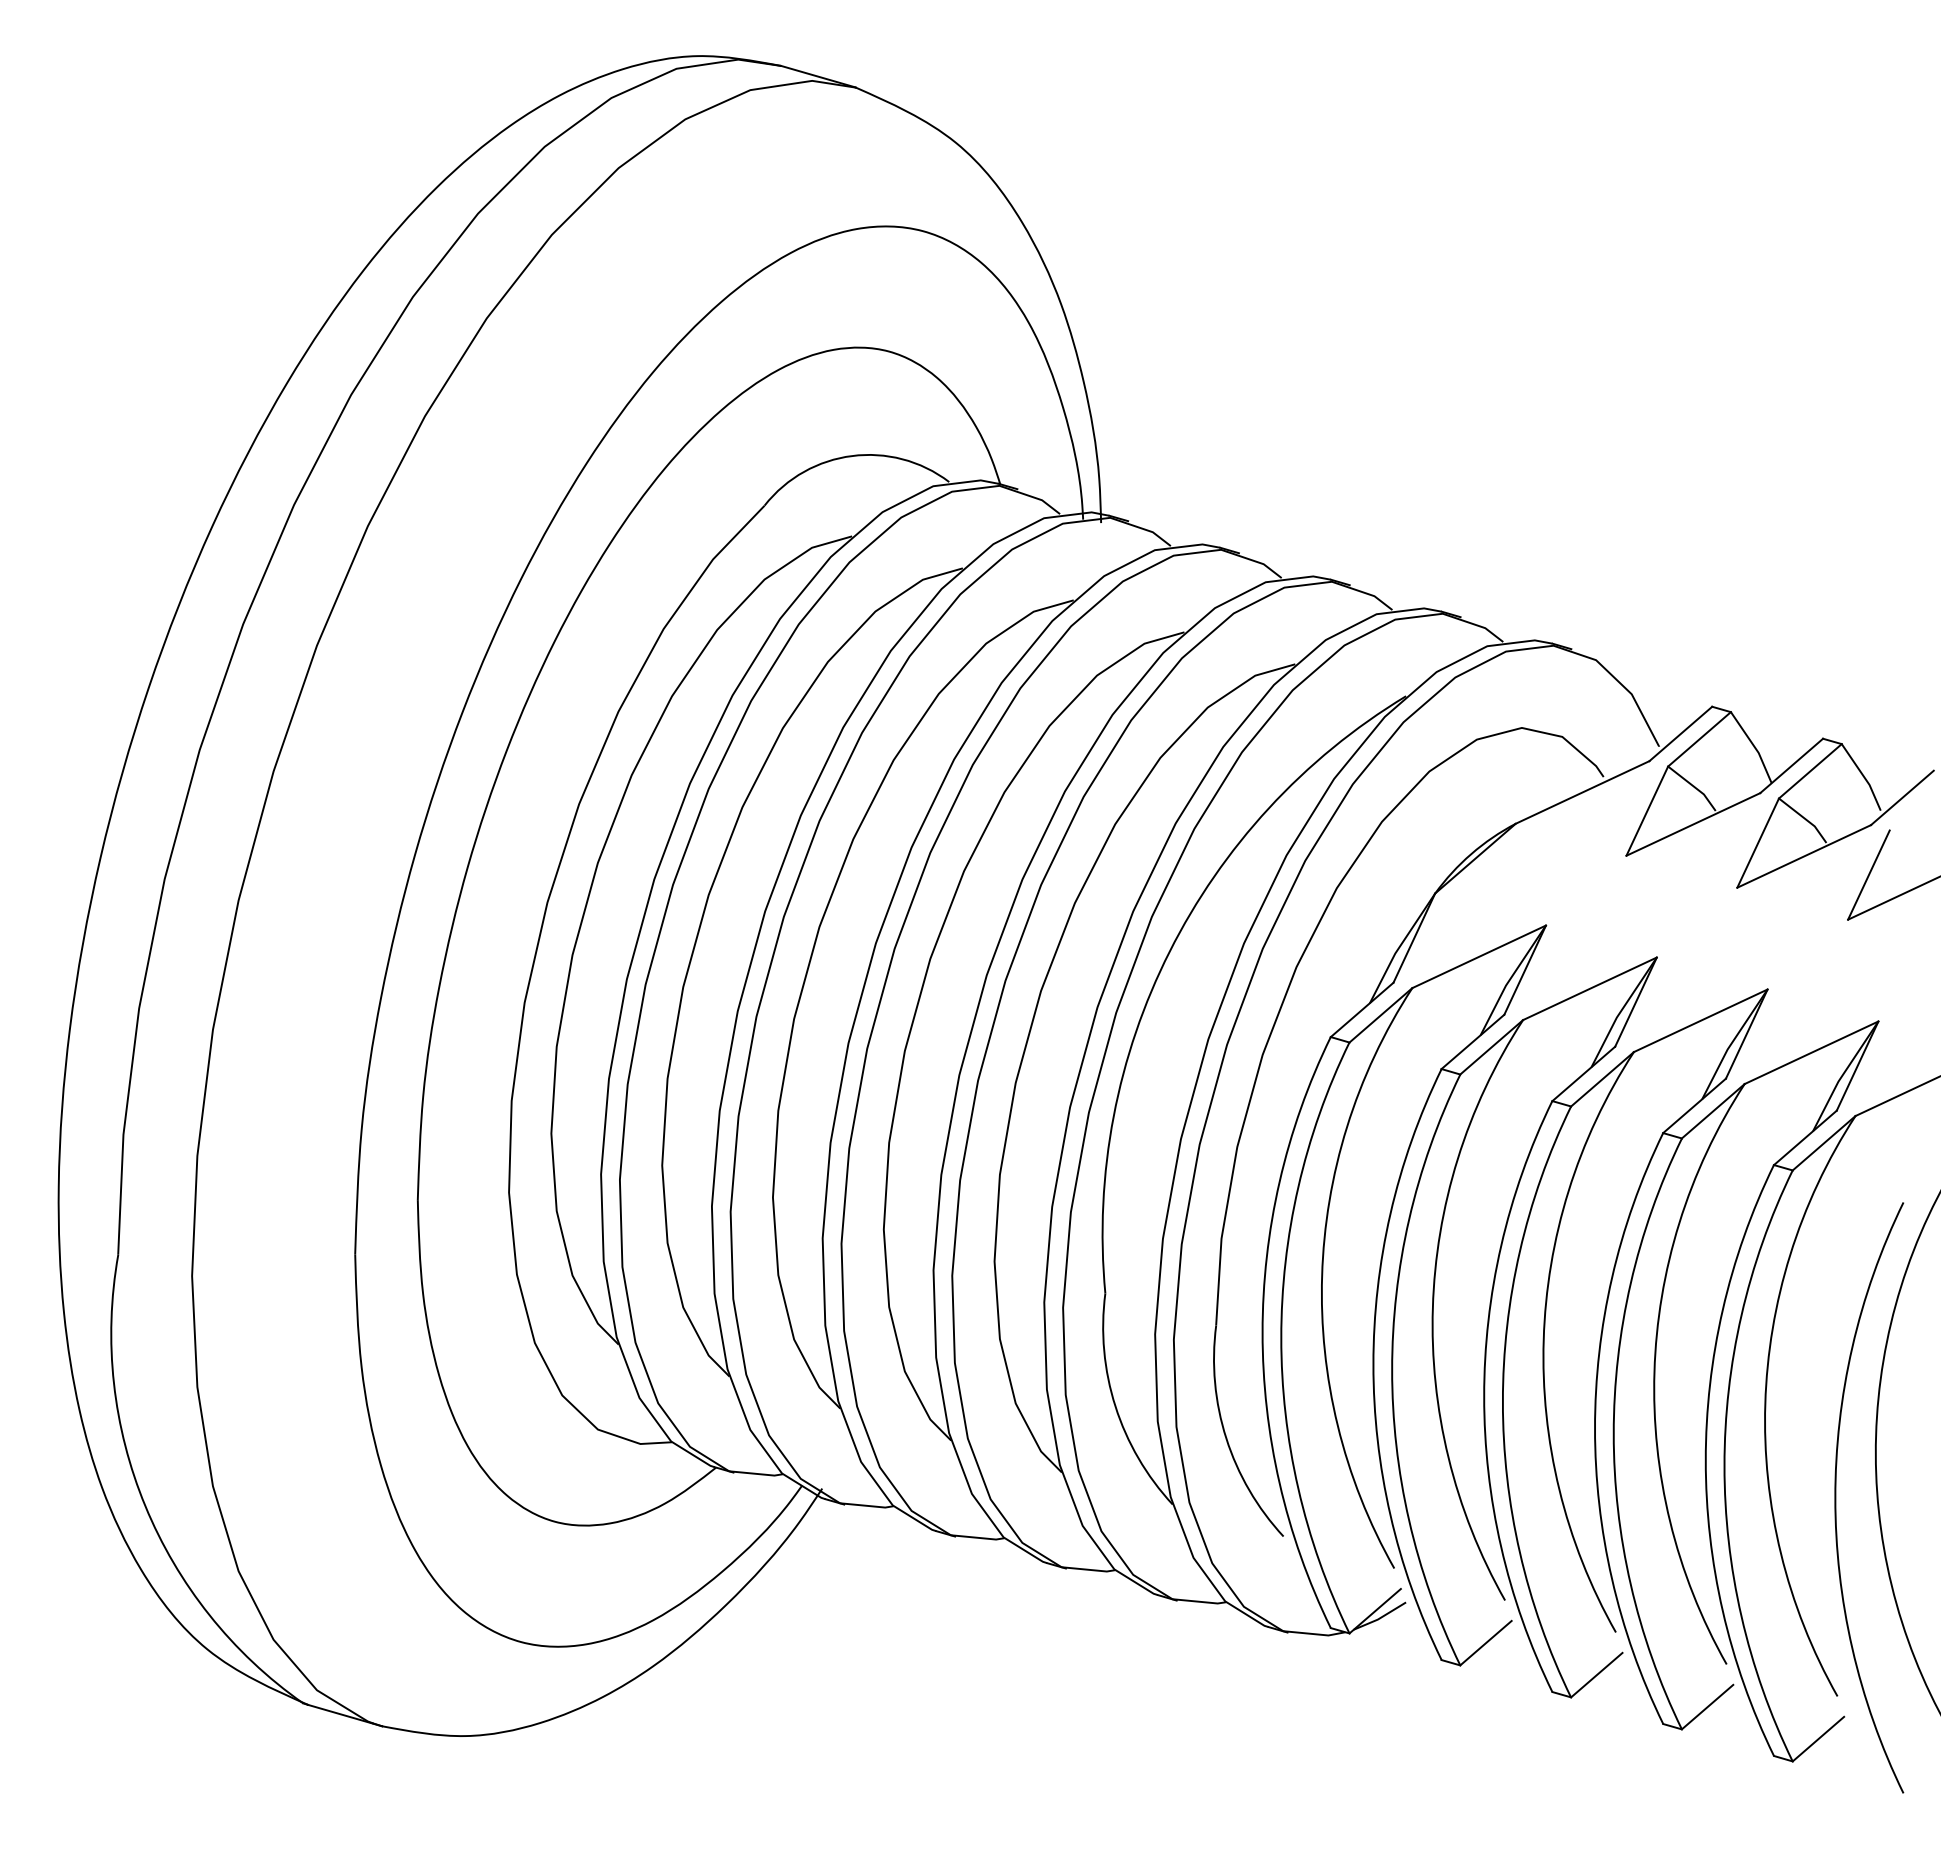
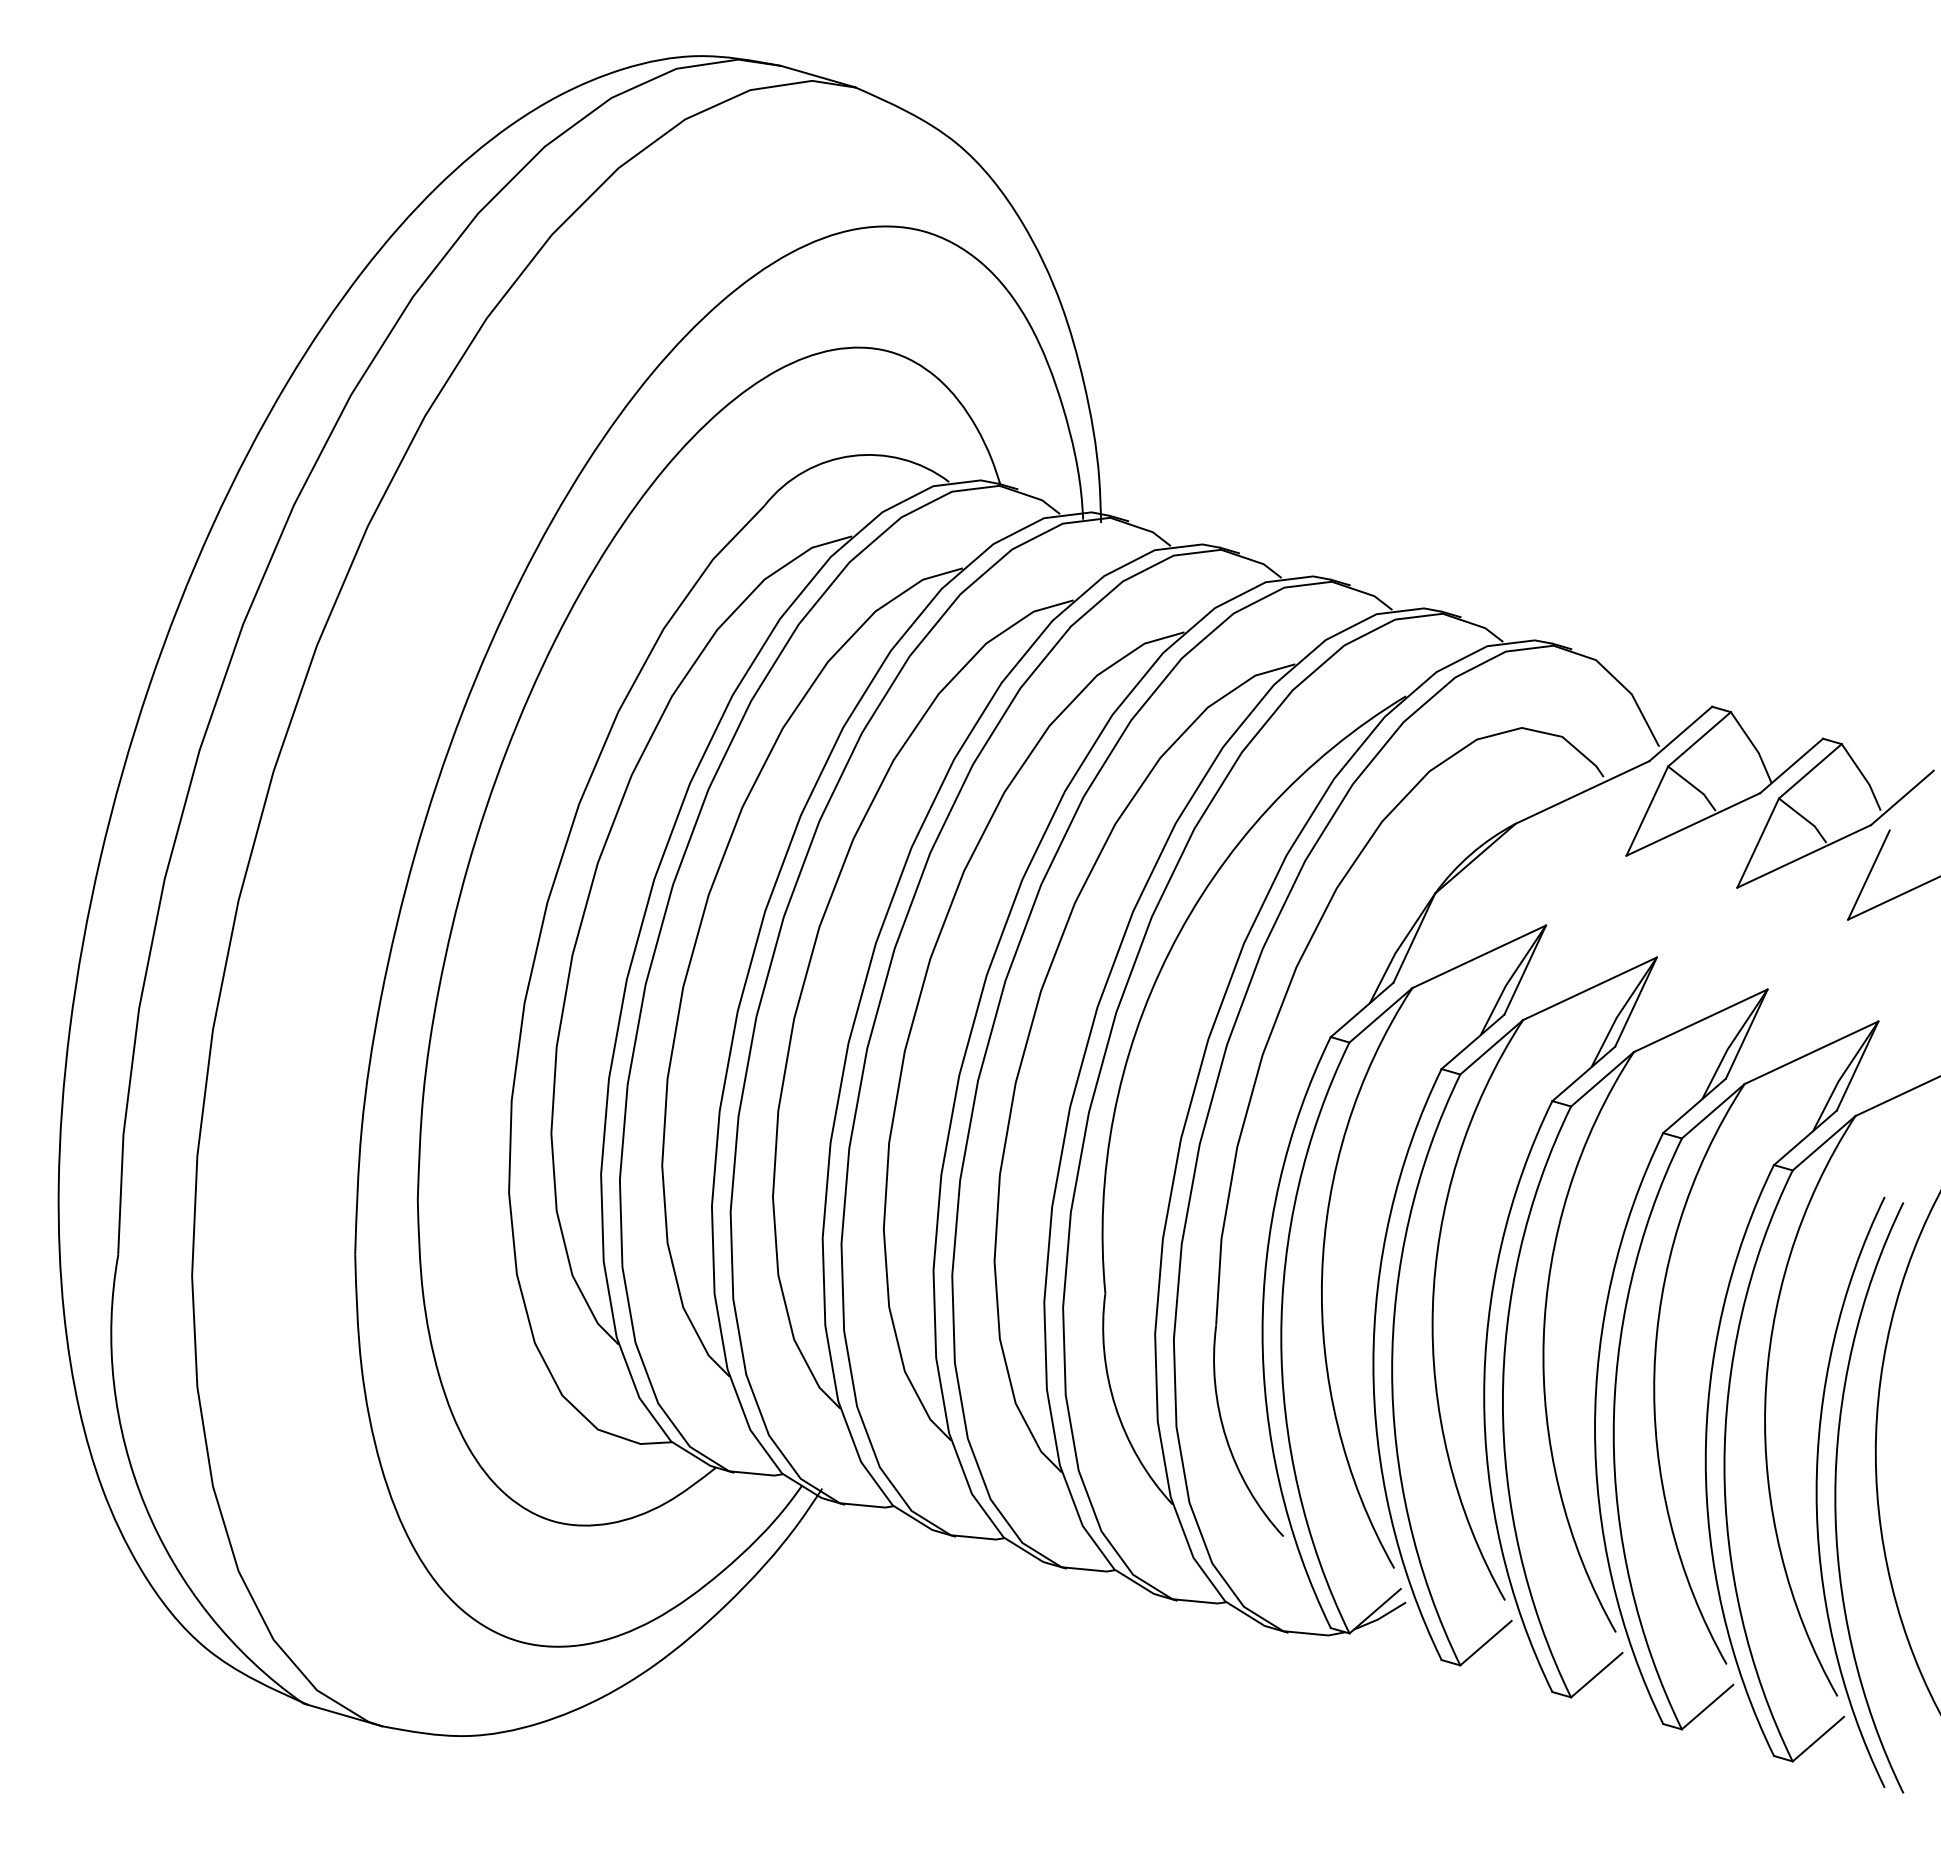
arc: none -> present (1817, 1491)
